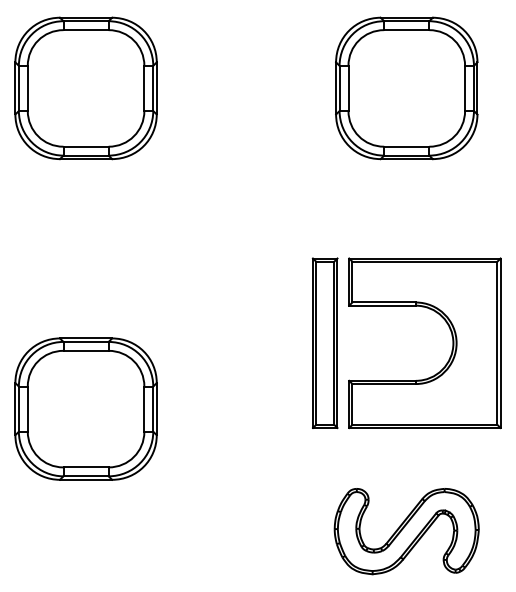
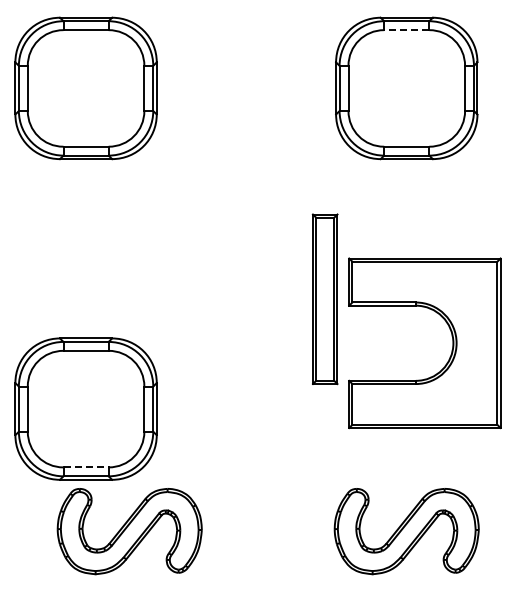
line: solid -> dashed (406, 30)
part position: (324, 343) -> (324, 299) (324, 299)
line: solid -> dashed (86, 467)
part: none -> present (129, 531)
